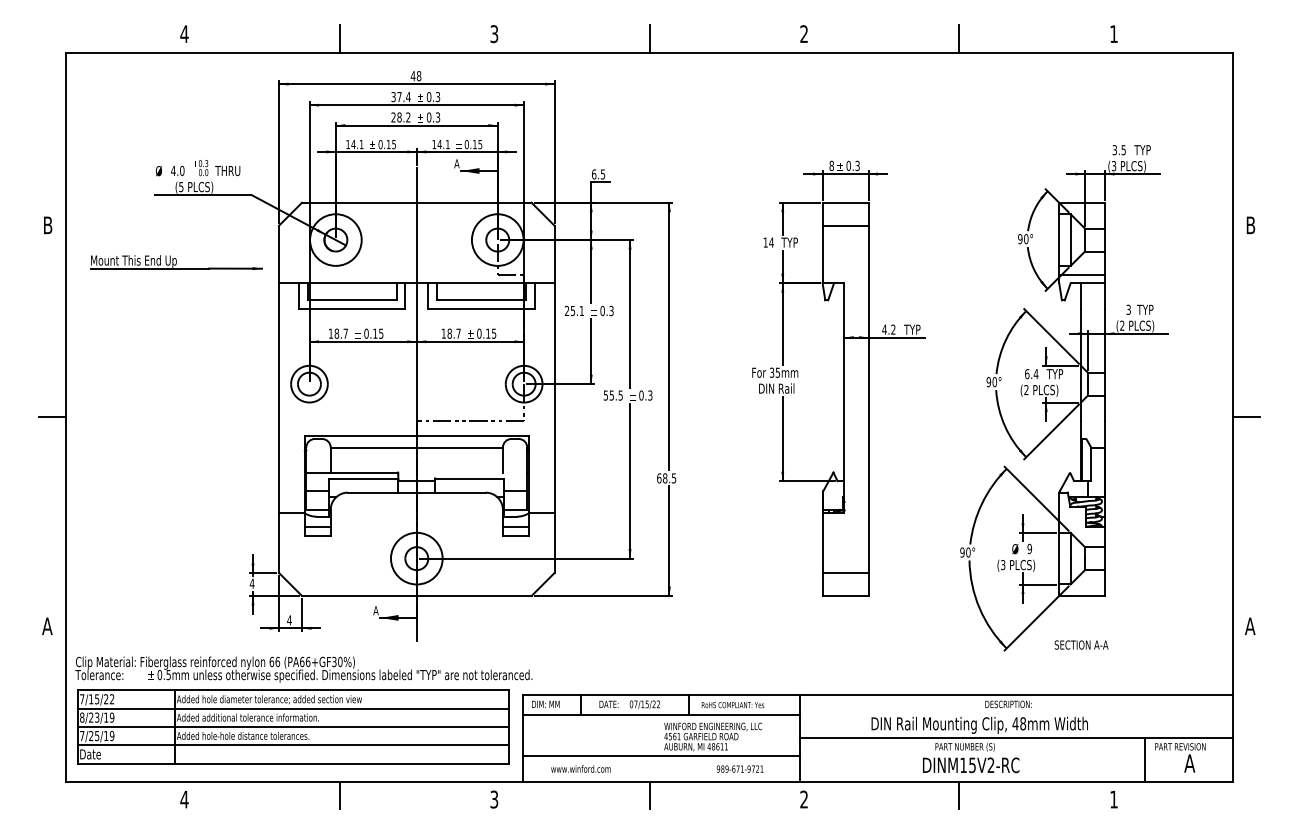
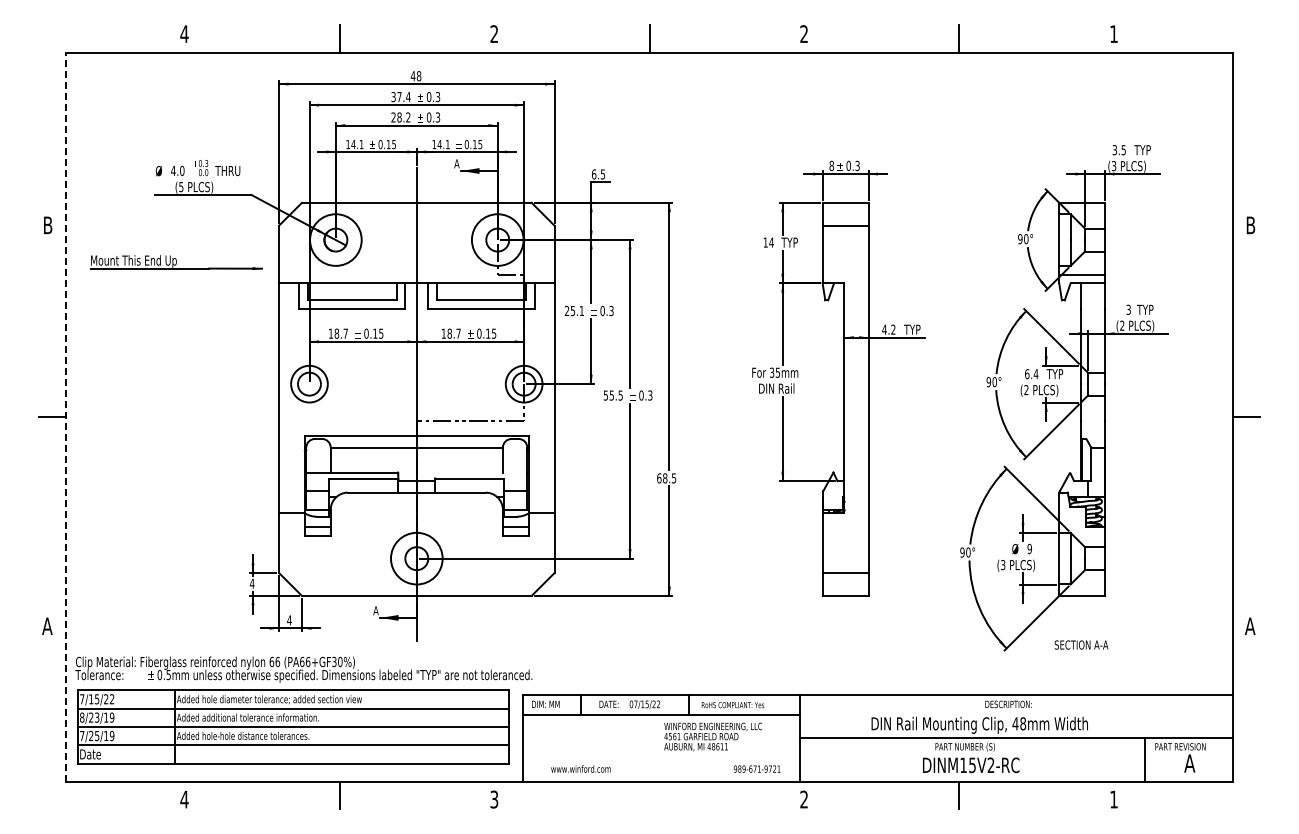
text: 3 -> 2 (494, 34)
line: solid -> dashed (66, 416)
line: present -> none (660, 756)
text position: (739, 768) -> (756, 768) (756, 768)
line: present -> none (649, 794)
